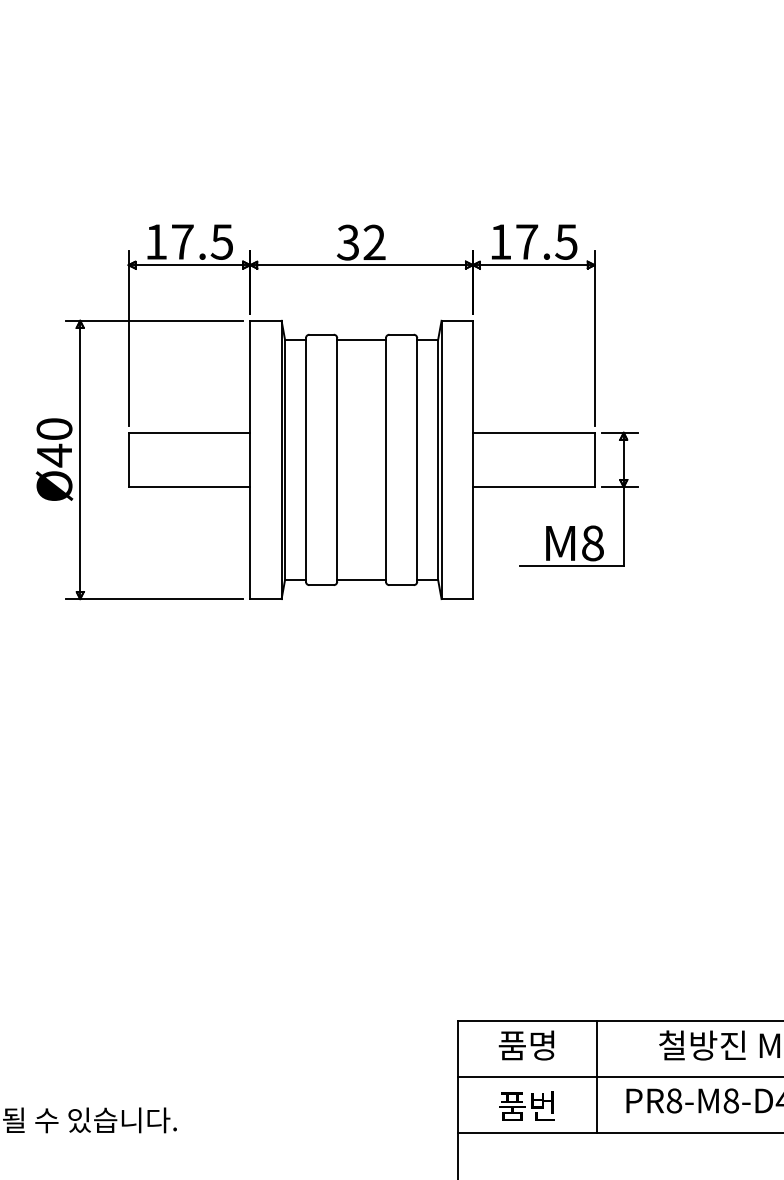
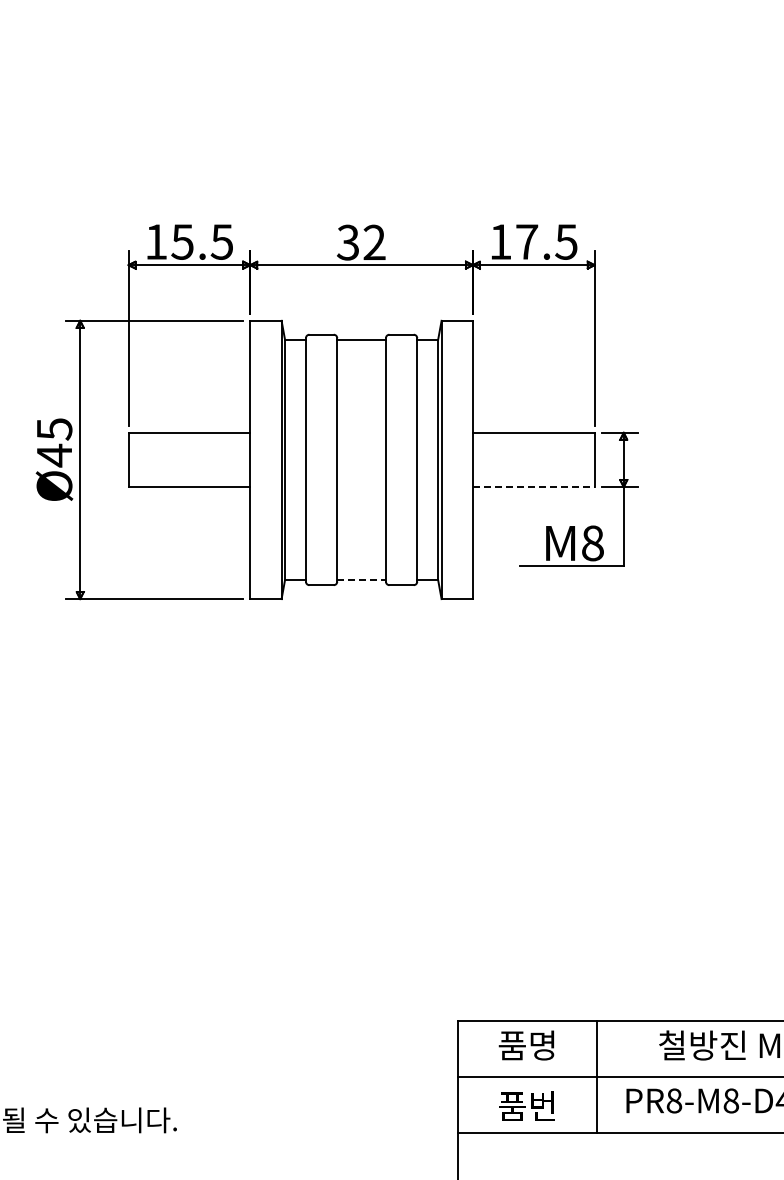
text: 17.5 -> 15.5 (182, 241)
text: Ø40 -> Ø45 (54, 429)
line: solid -> dashed (533, 487)
line: solid -> dashed (362, 579)
